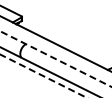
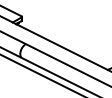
line: dashed -> solid (55, 59)
line: dashed -> solid (43, 76)
